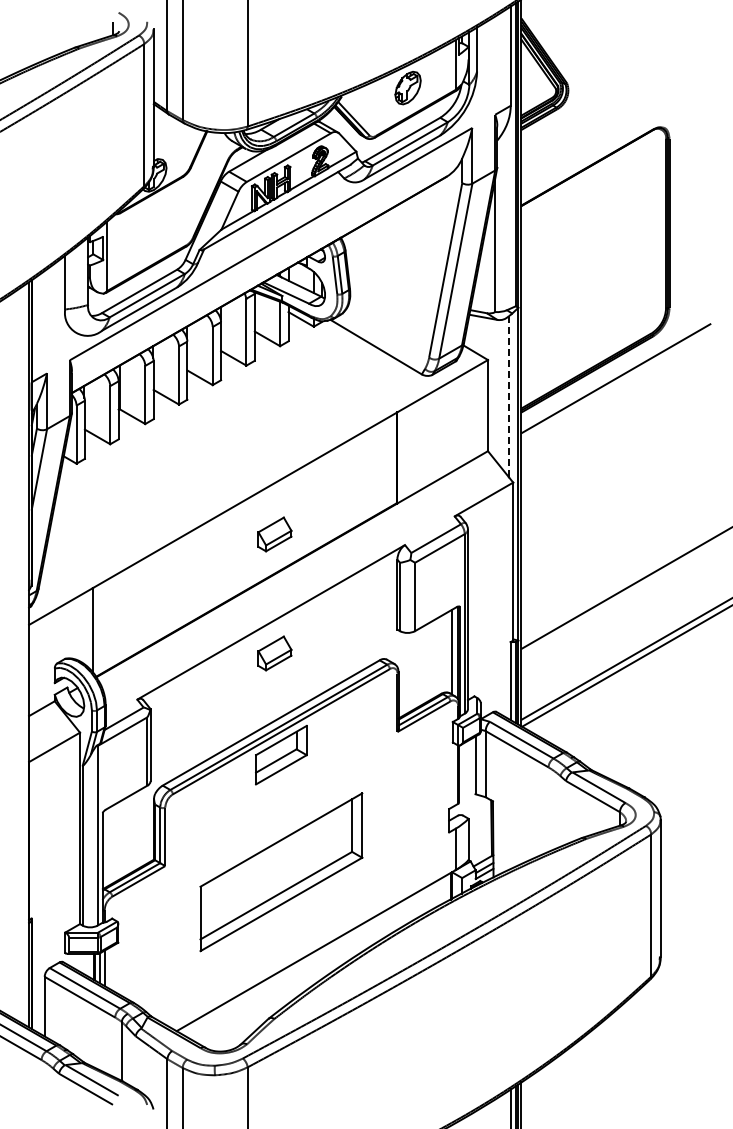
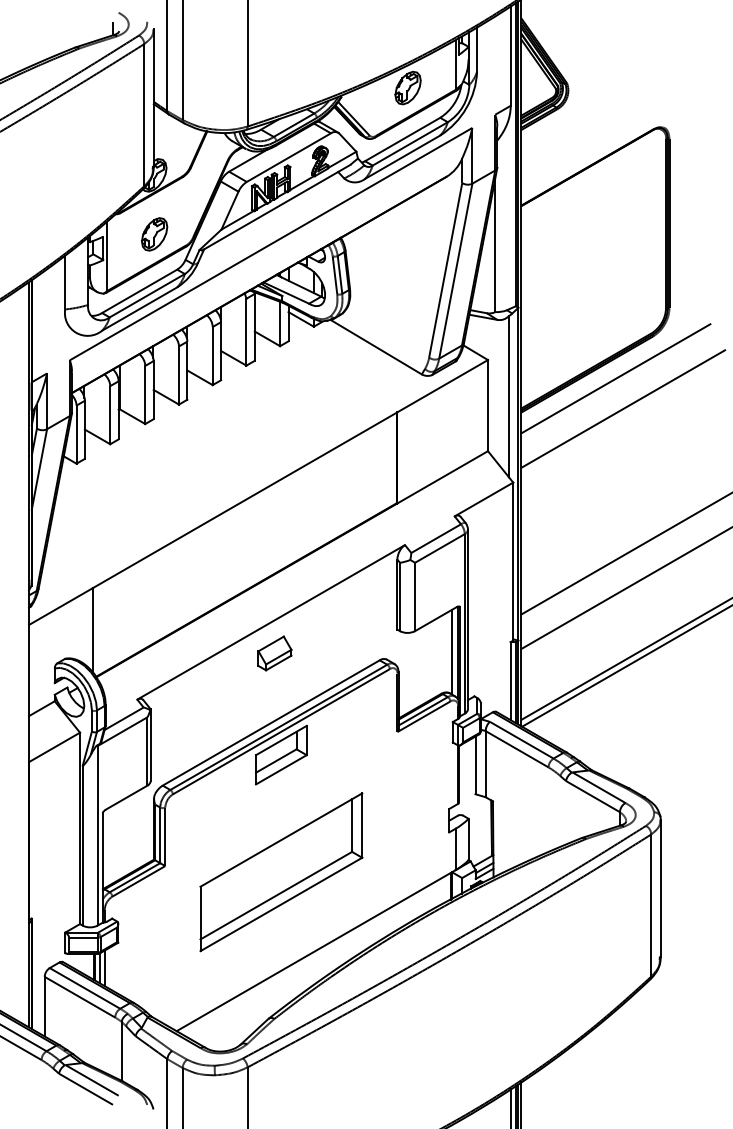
part: none -> present (154, 234)
line: dashed -> solid (509, 396)
line: none -> present (623, 408)
part: present -> none (274, 534)
line: none -> present (625, 554)
